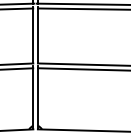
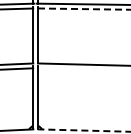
line: solid -> dashed (84, 9)
line: present -> none (82, 69)
line: solid -> dashed (83, 130)
